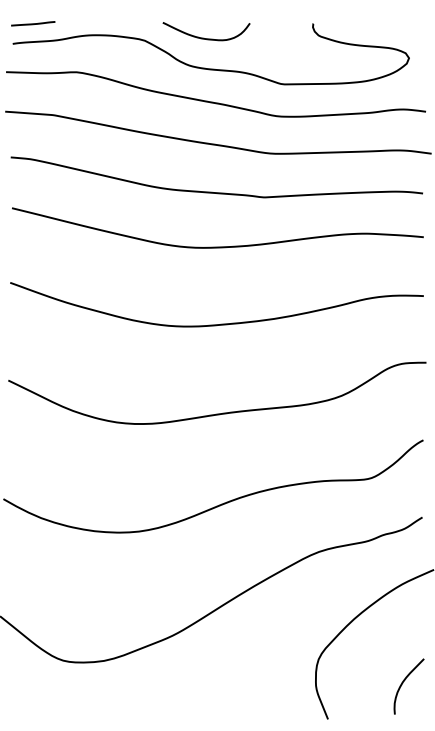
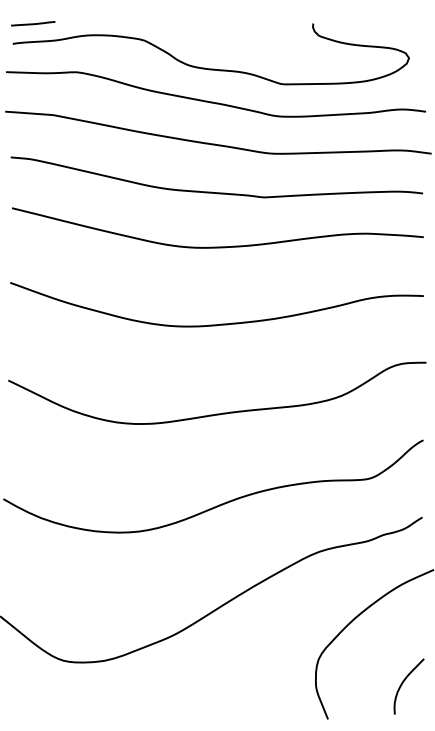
curve: present -> none (203, 37)
